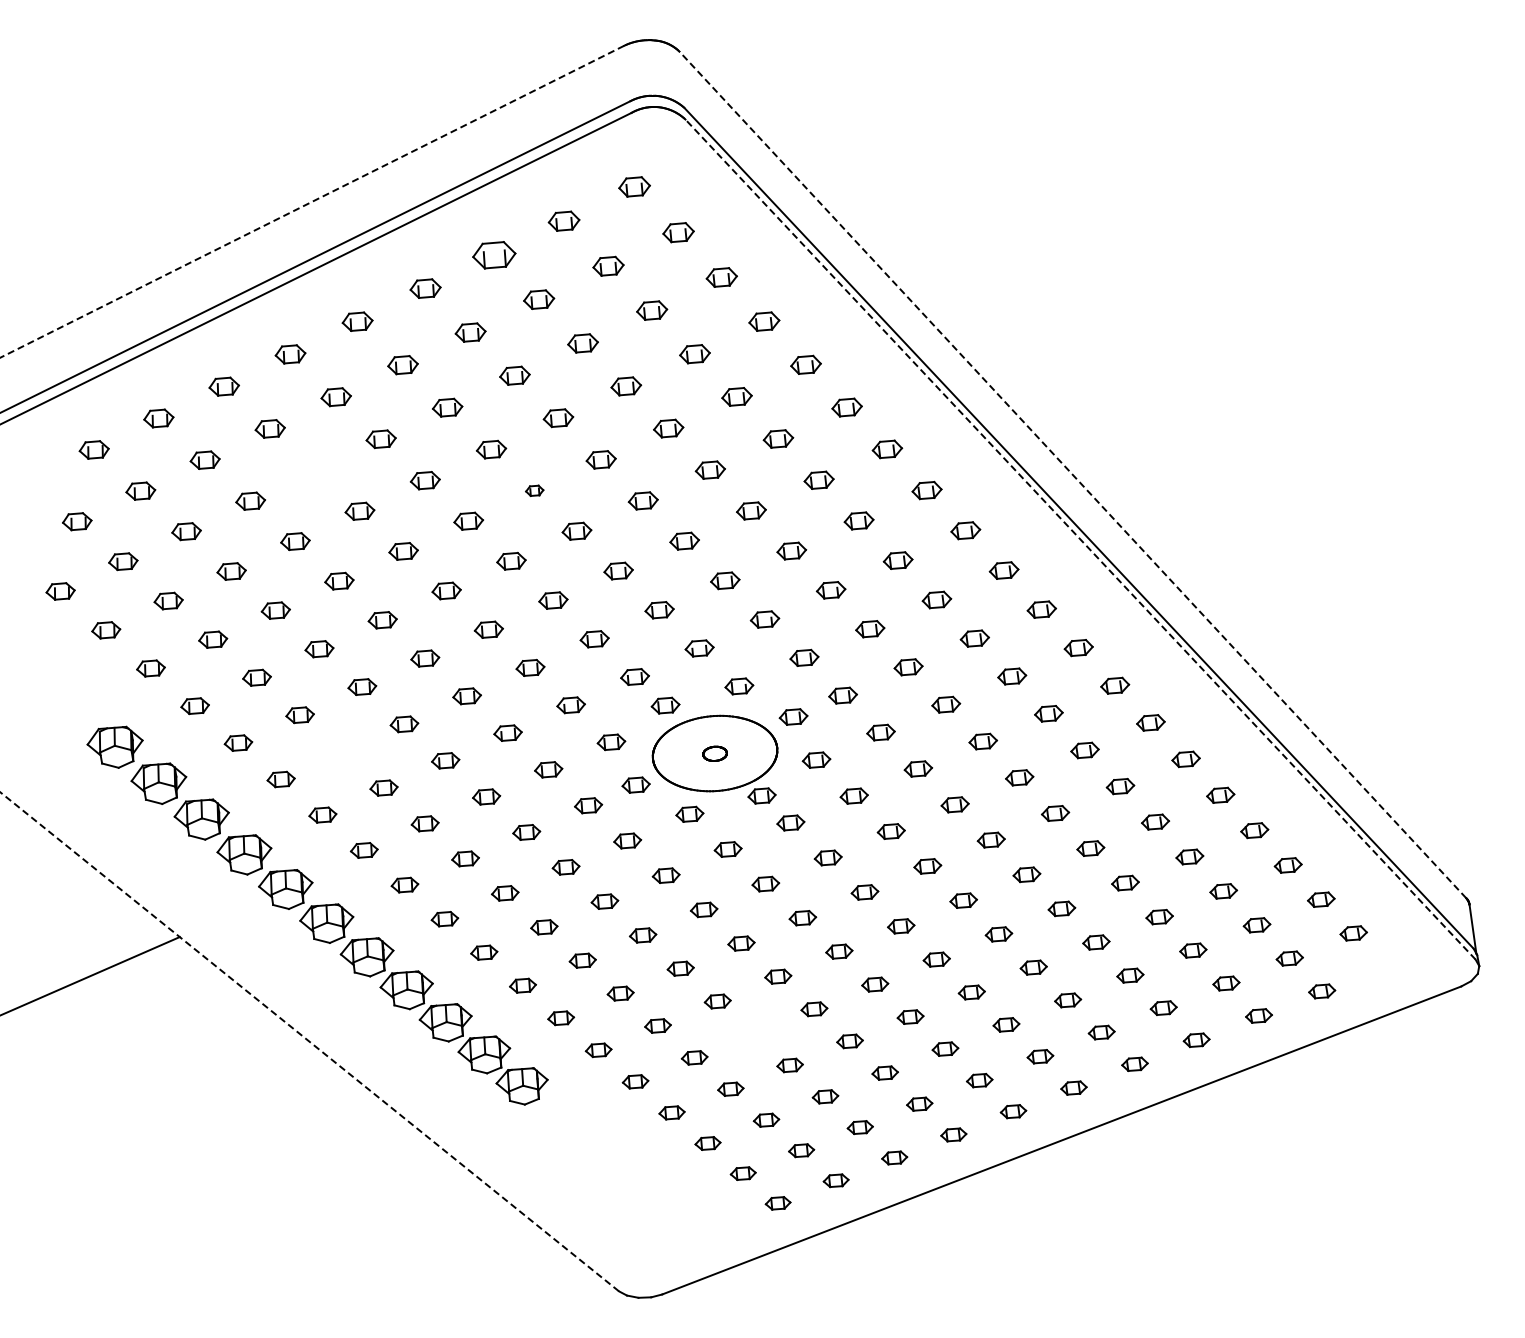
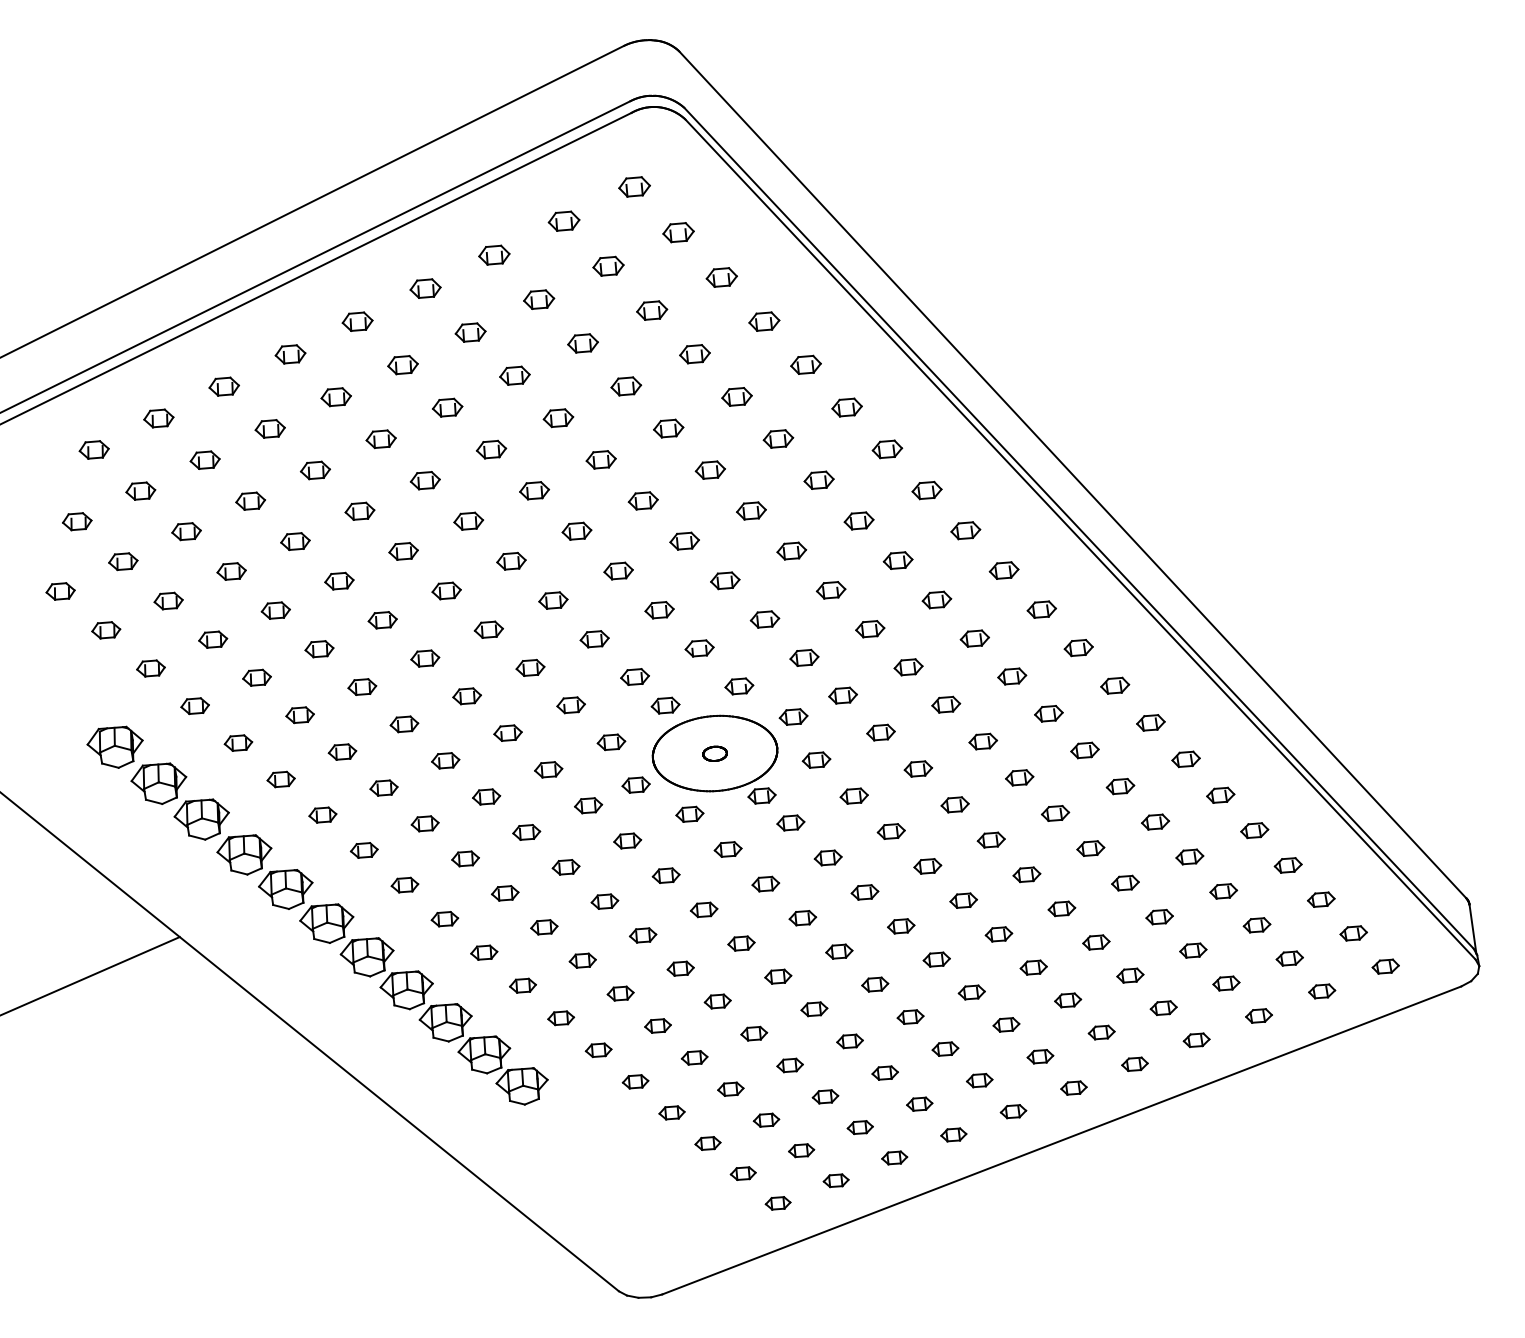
line: dashed -> solid (312, 201)
part size: 45x29 px -> 33x22 px (494, 254)
part: none -> present (315, 470)
line: dashed -> solid (1072, 474)
part size: 20x13 px -> 32x20 px (534, 490)
line: dashed -> solid (1080, 539)
part: none -> present (342, 751)
part: none -> present (1385, 966)
part: none -> present (754, 1033)
line: dashed -> solid (309, 1041)
